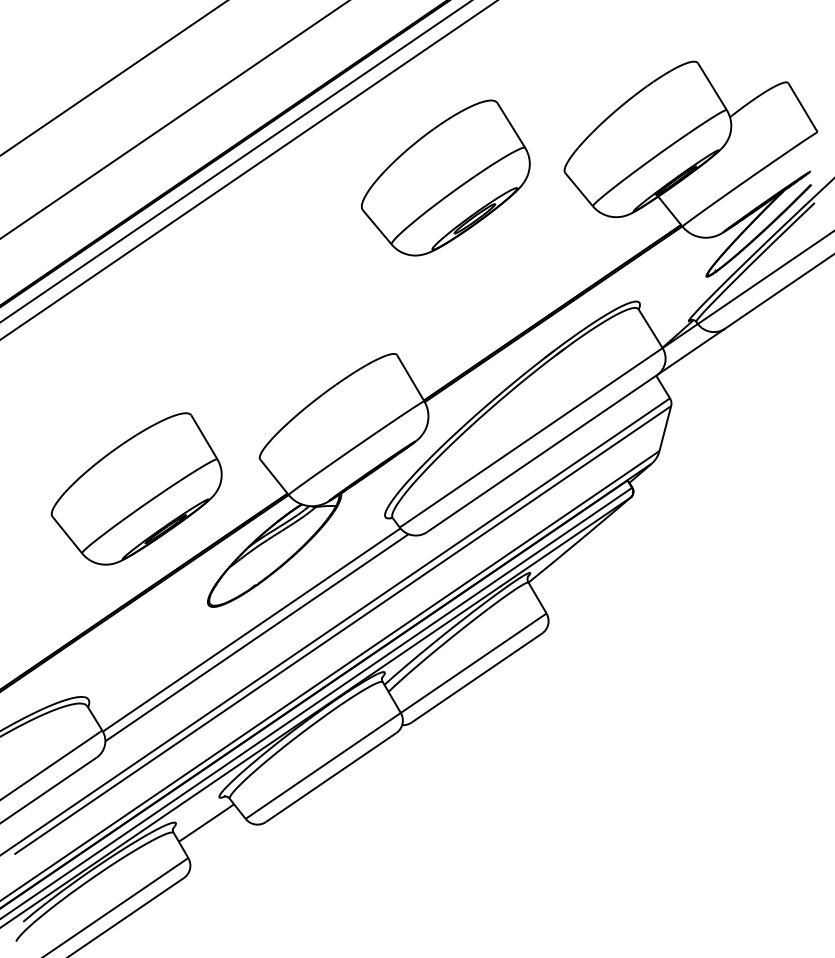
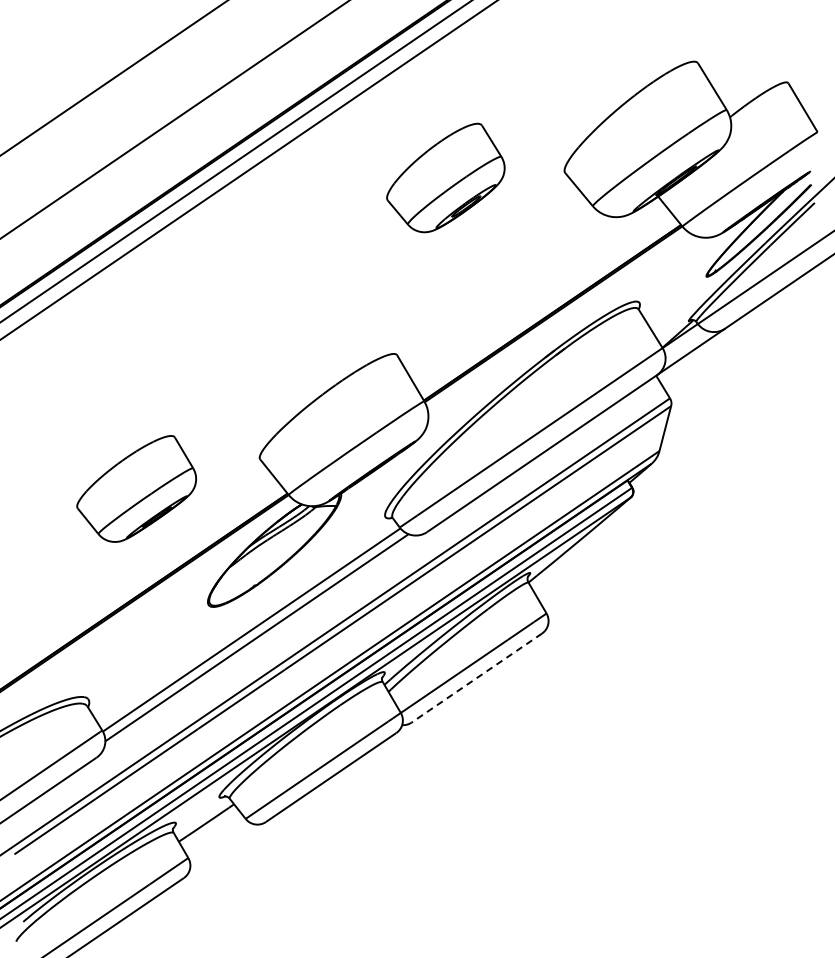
part size: 170x158 px -> 120x112 px (445, 177)
part size: 173x154 px -> 121x108 px (136, 488)
line: solid -> dashed (476, 678)
